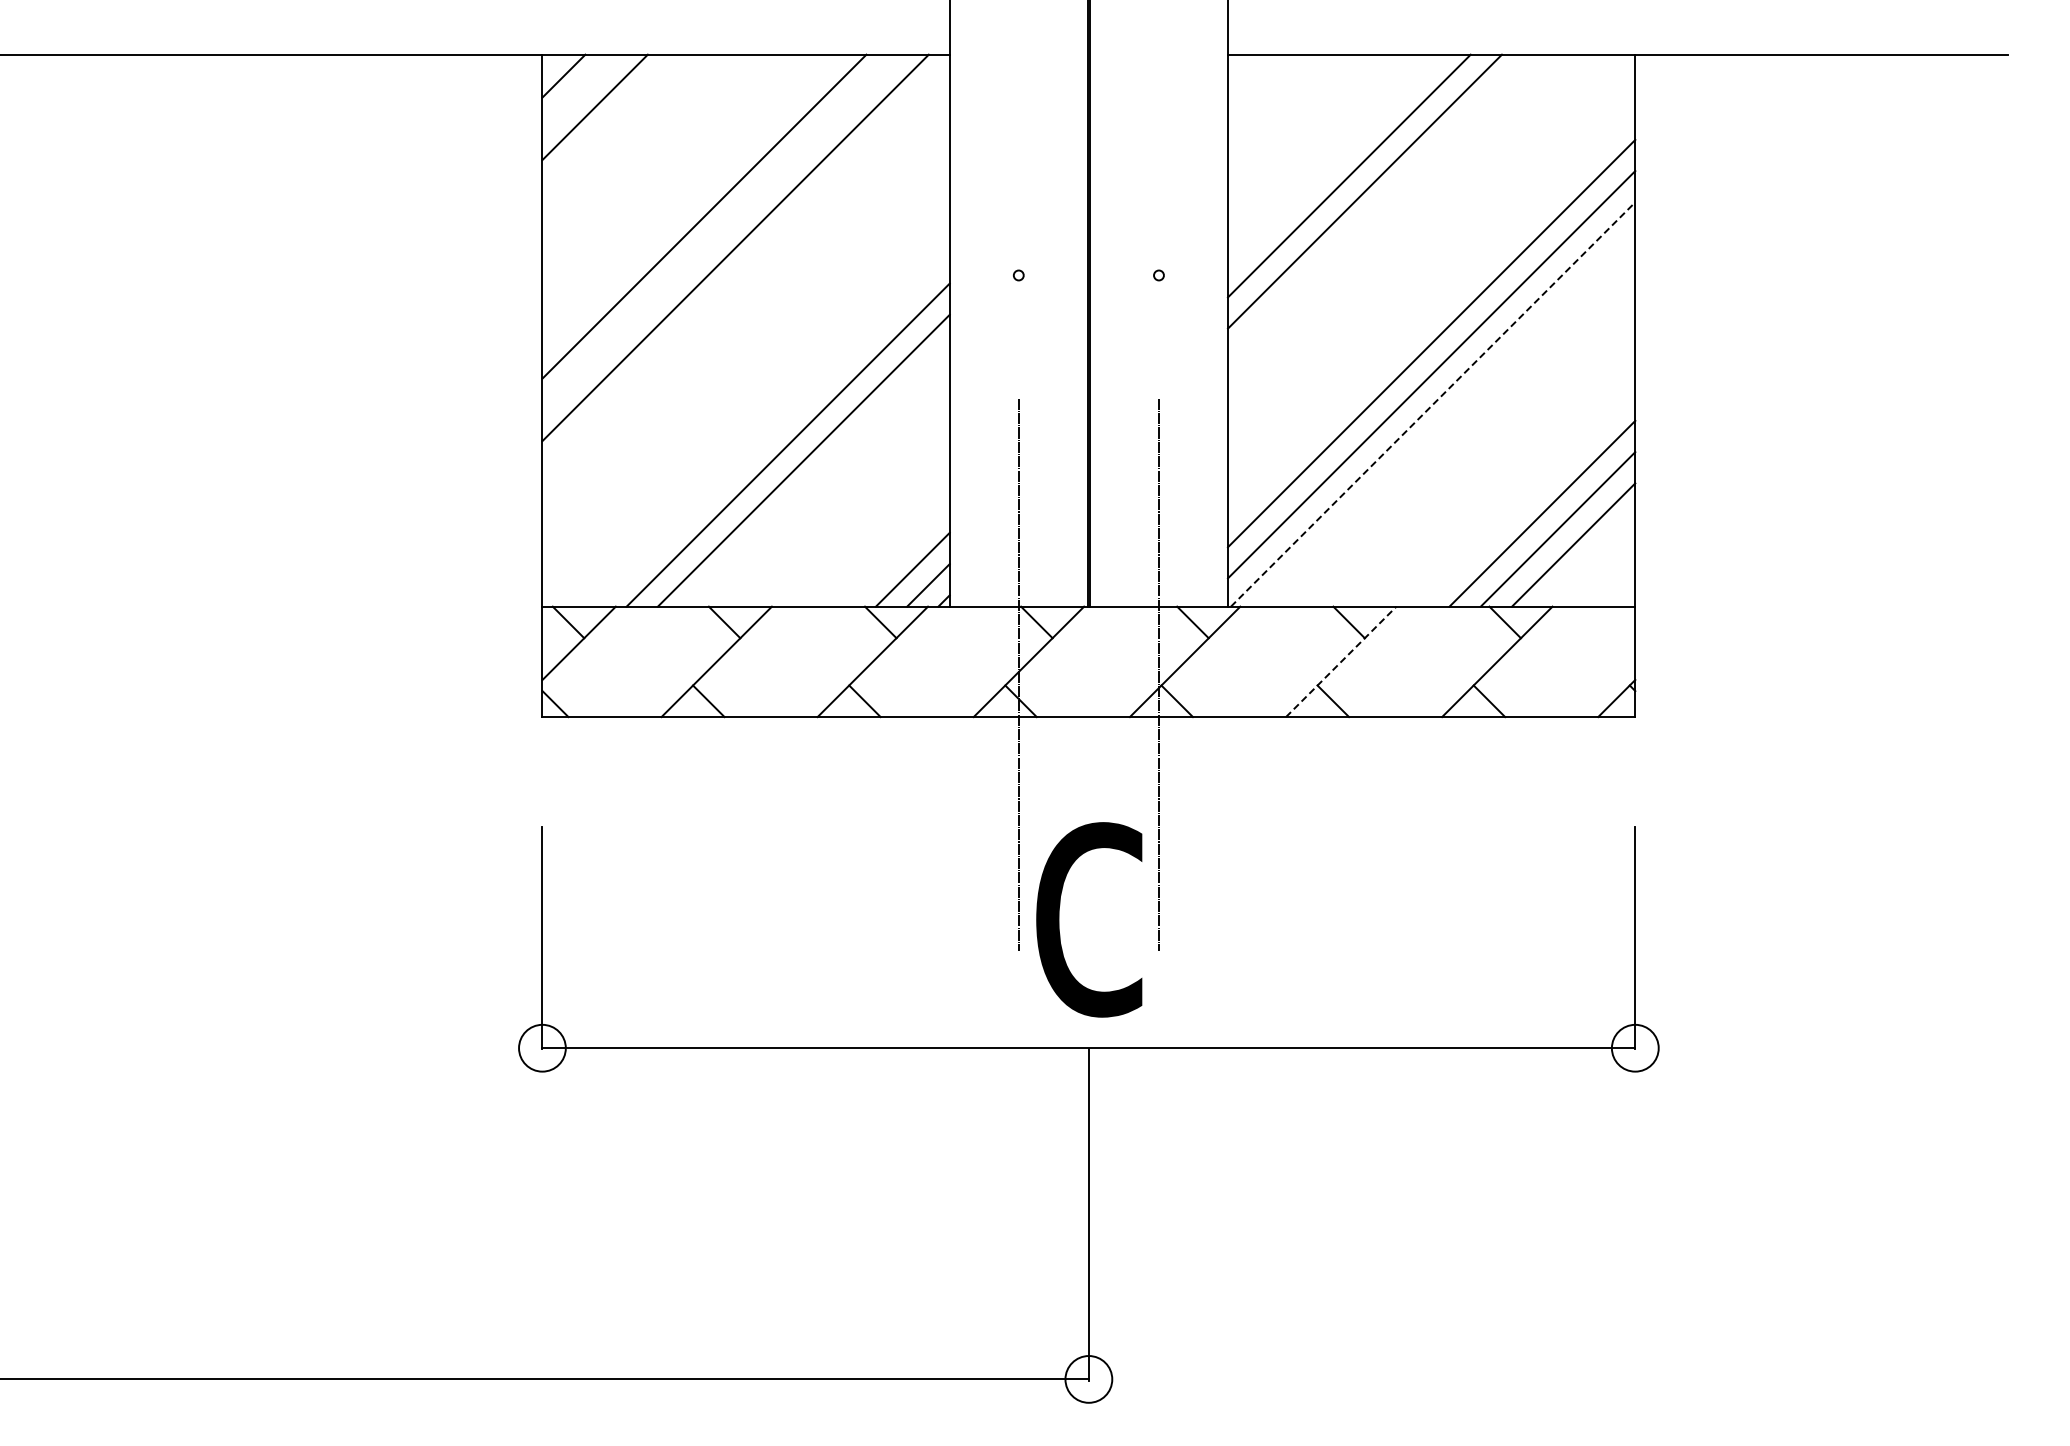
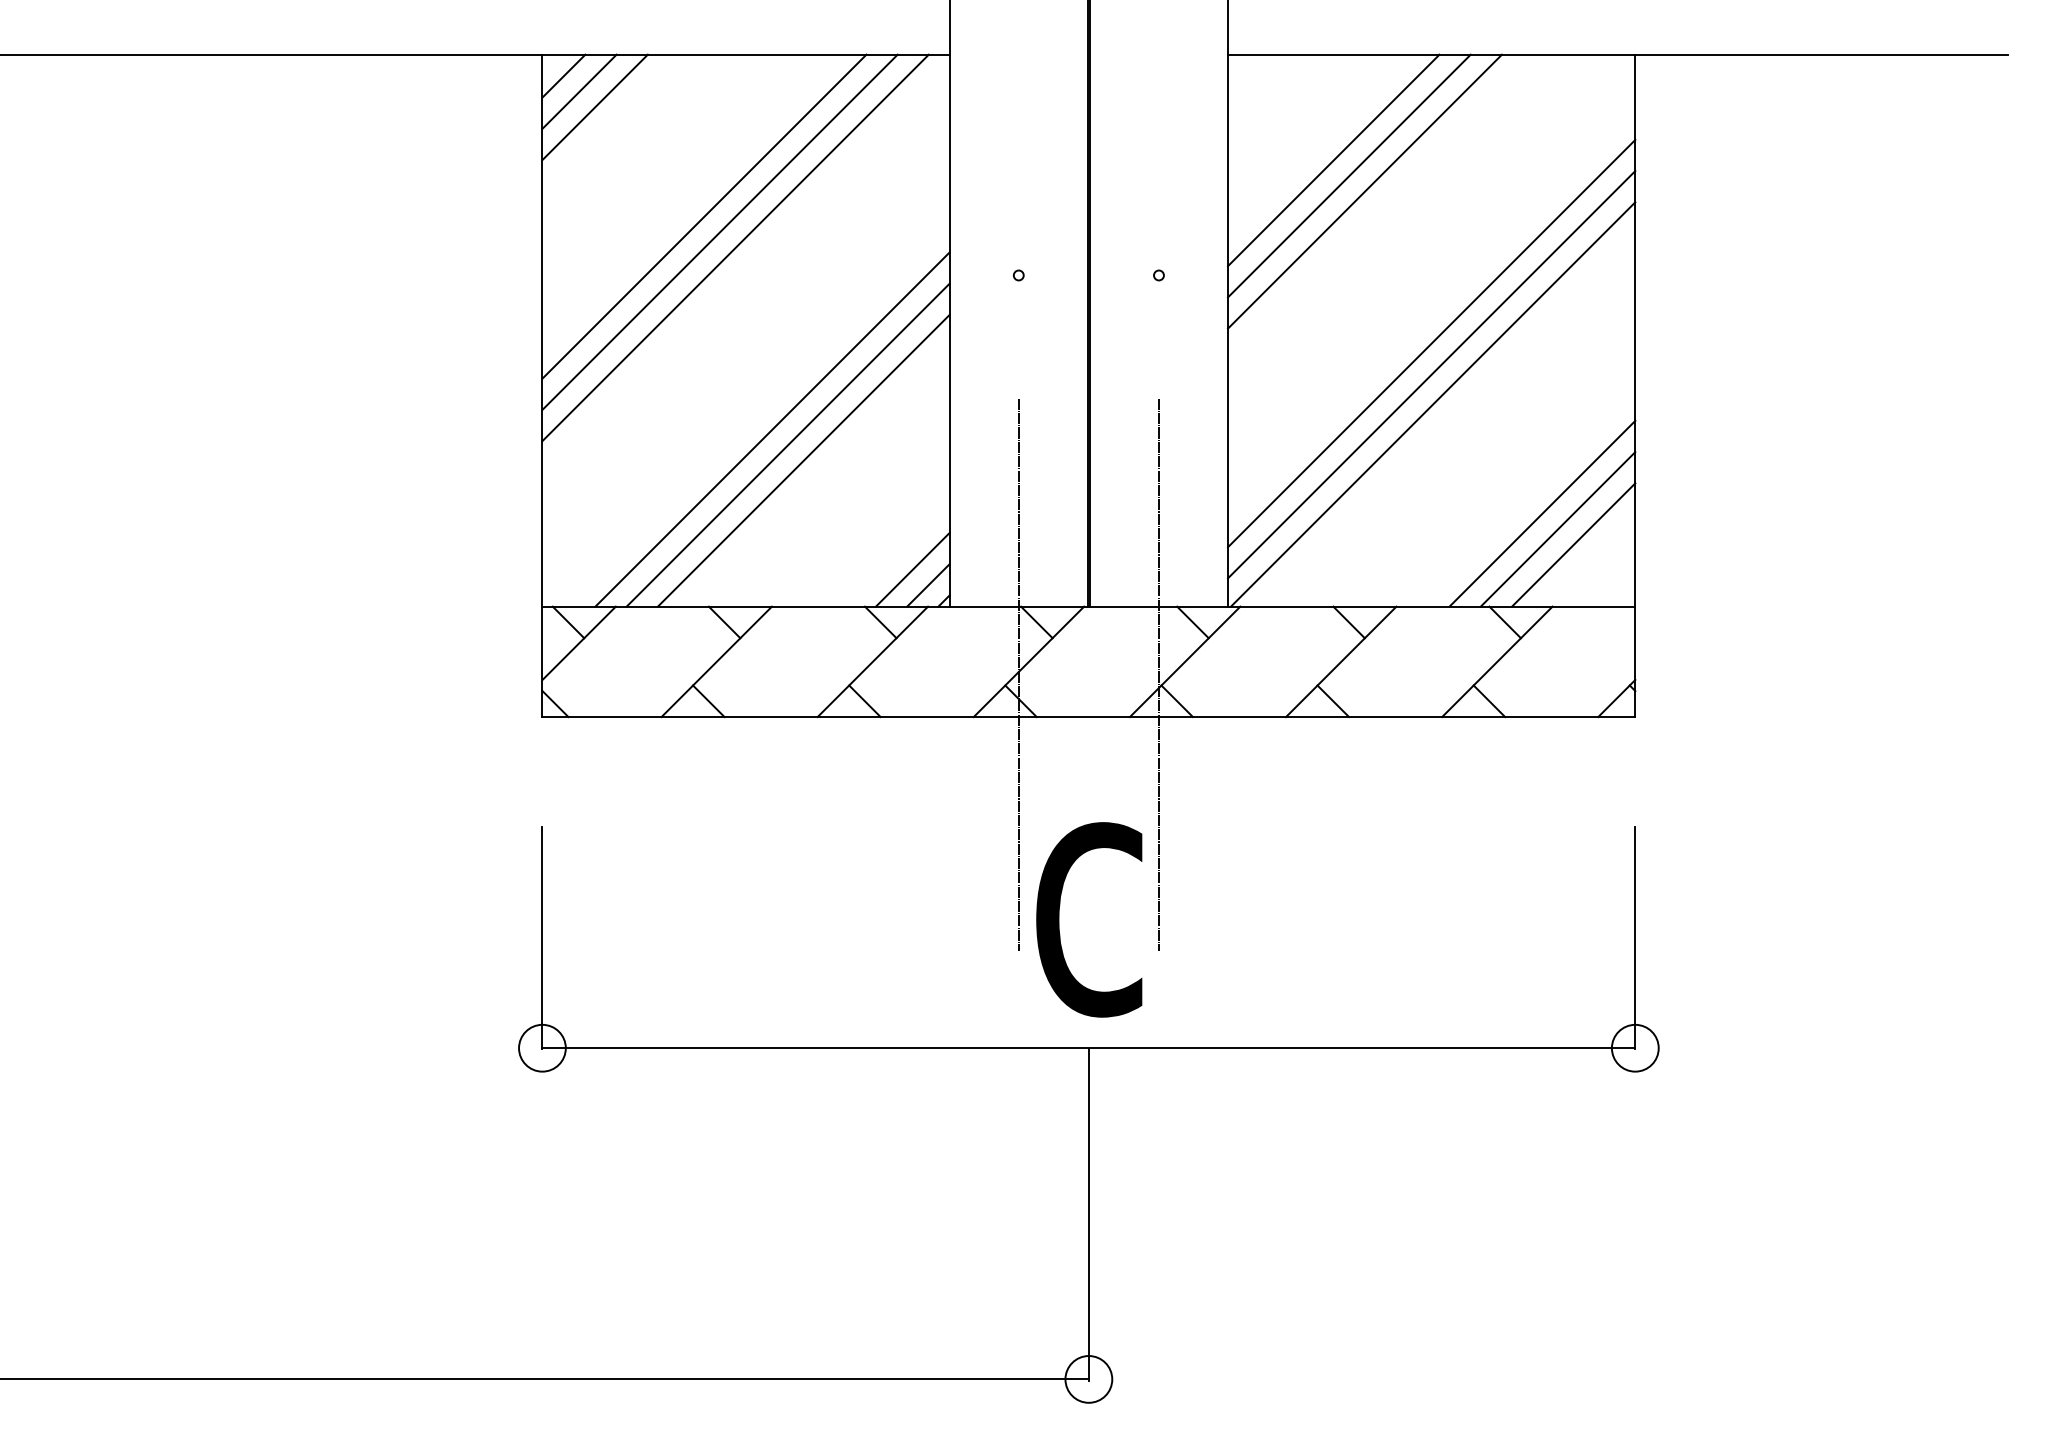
line: none -> present (579, 91)
line: none -> present (1333, 160)
line: none -> present (719, 231)
line: dashed -> solid (1433, 404)
line: none -> present (772, 429)
line: dashed -> solid (1341, 661)
